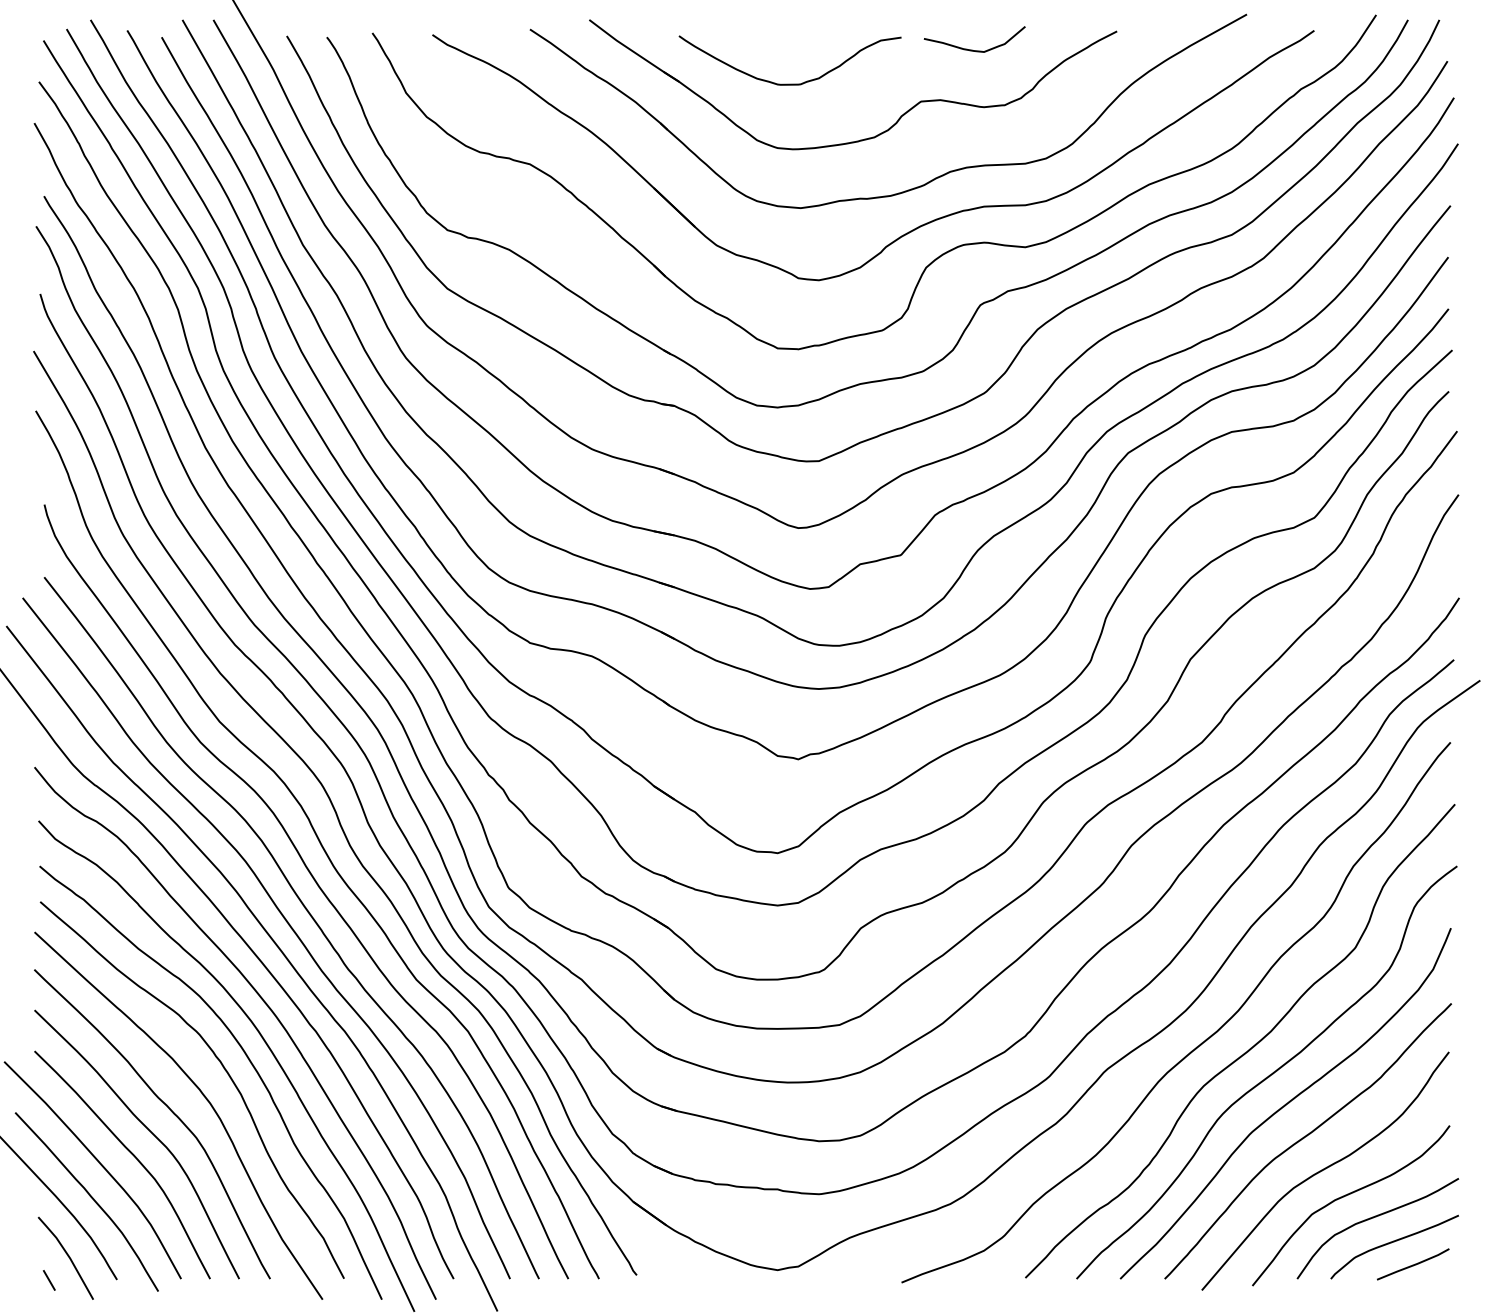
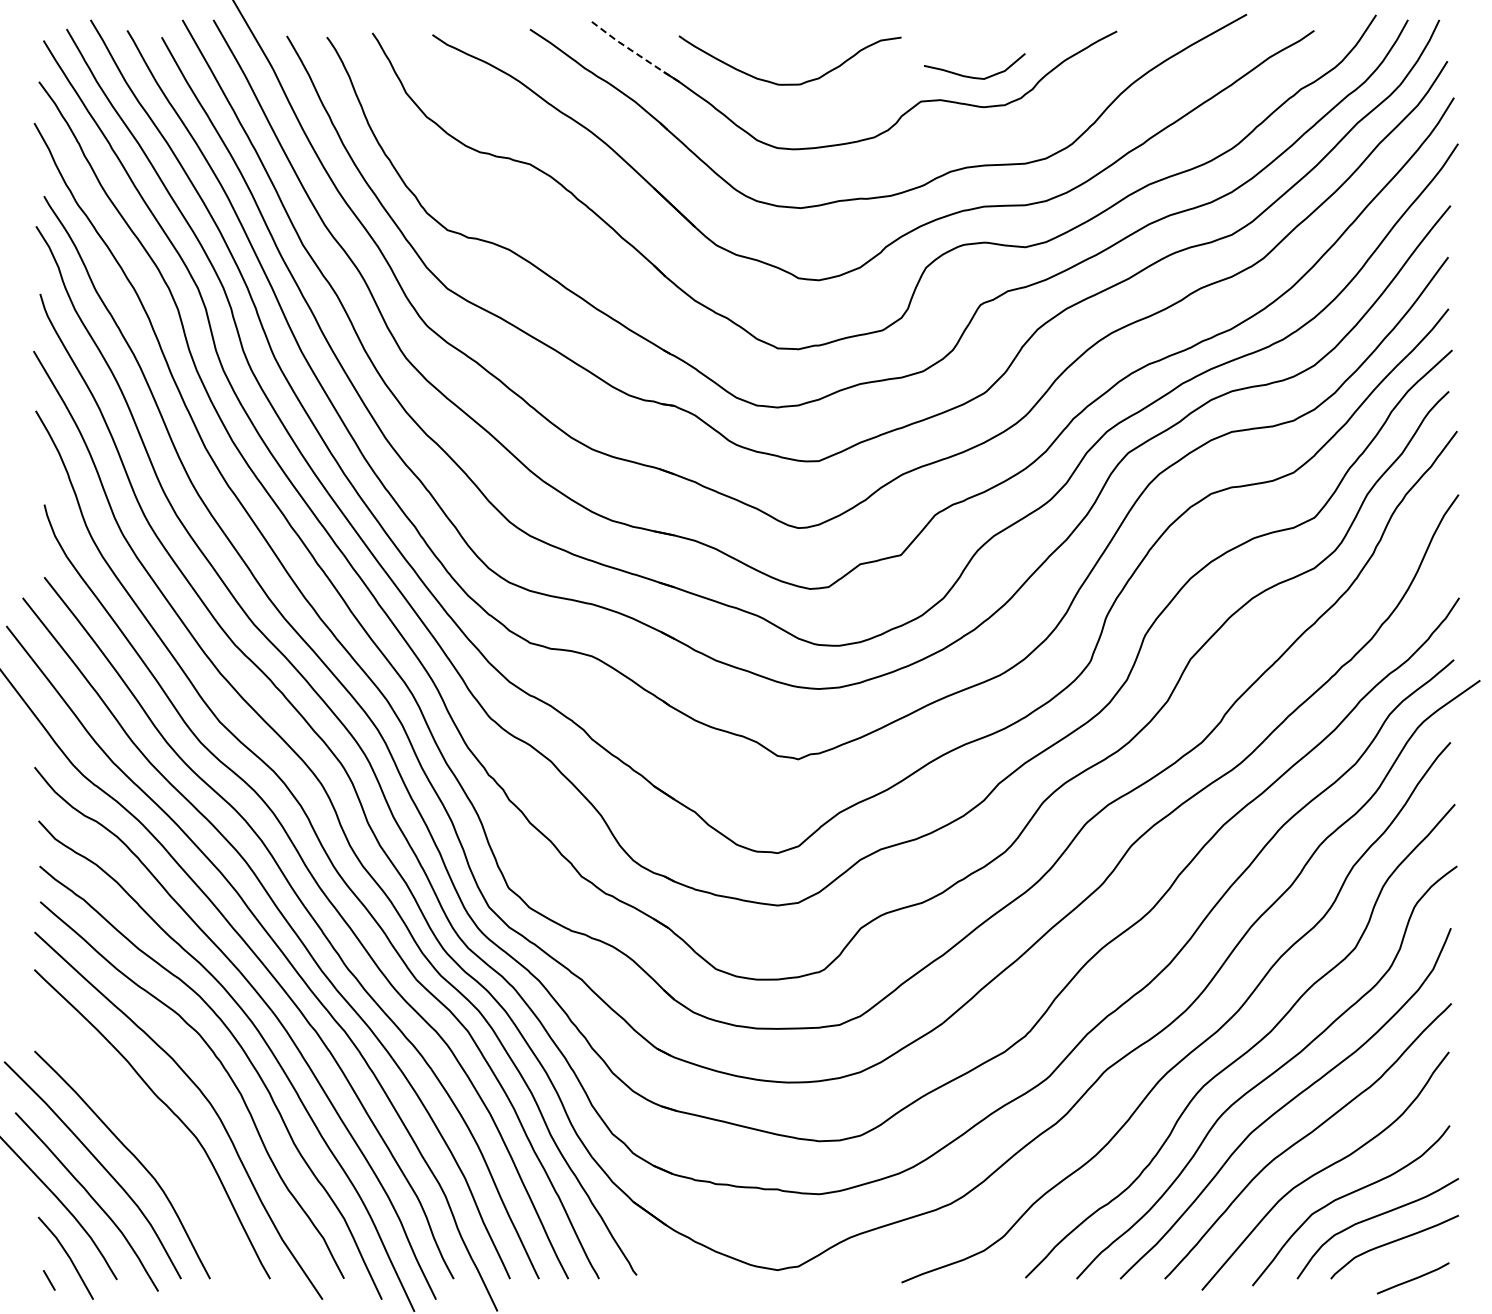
curve position: (972, 49) -> (972, 76) (972, 76)
line: solid -> dashed (633, 51)
curve: present -> none (149, 1131)
line position: (1413, 1264) -> (1413, 1278) (1413, 1278)
